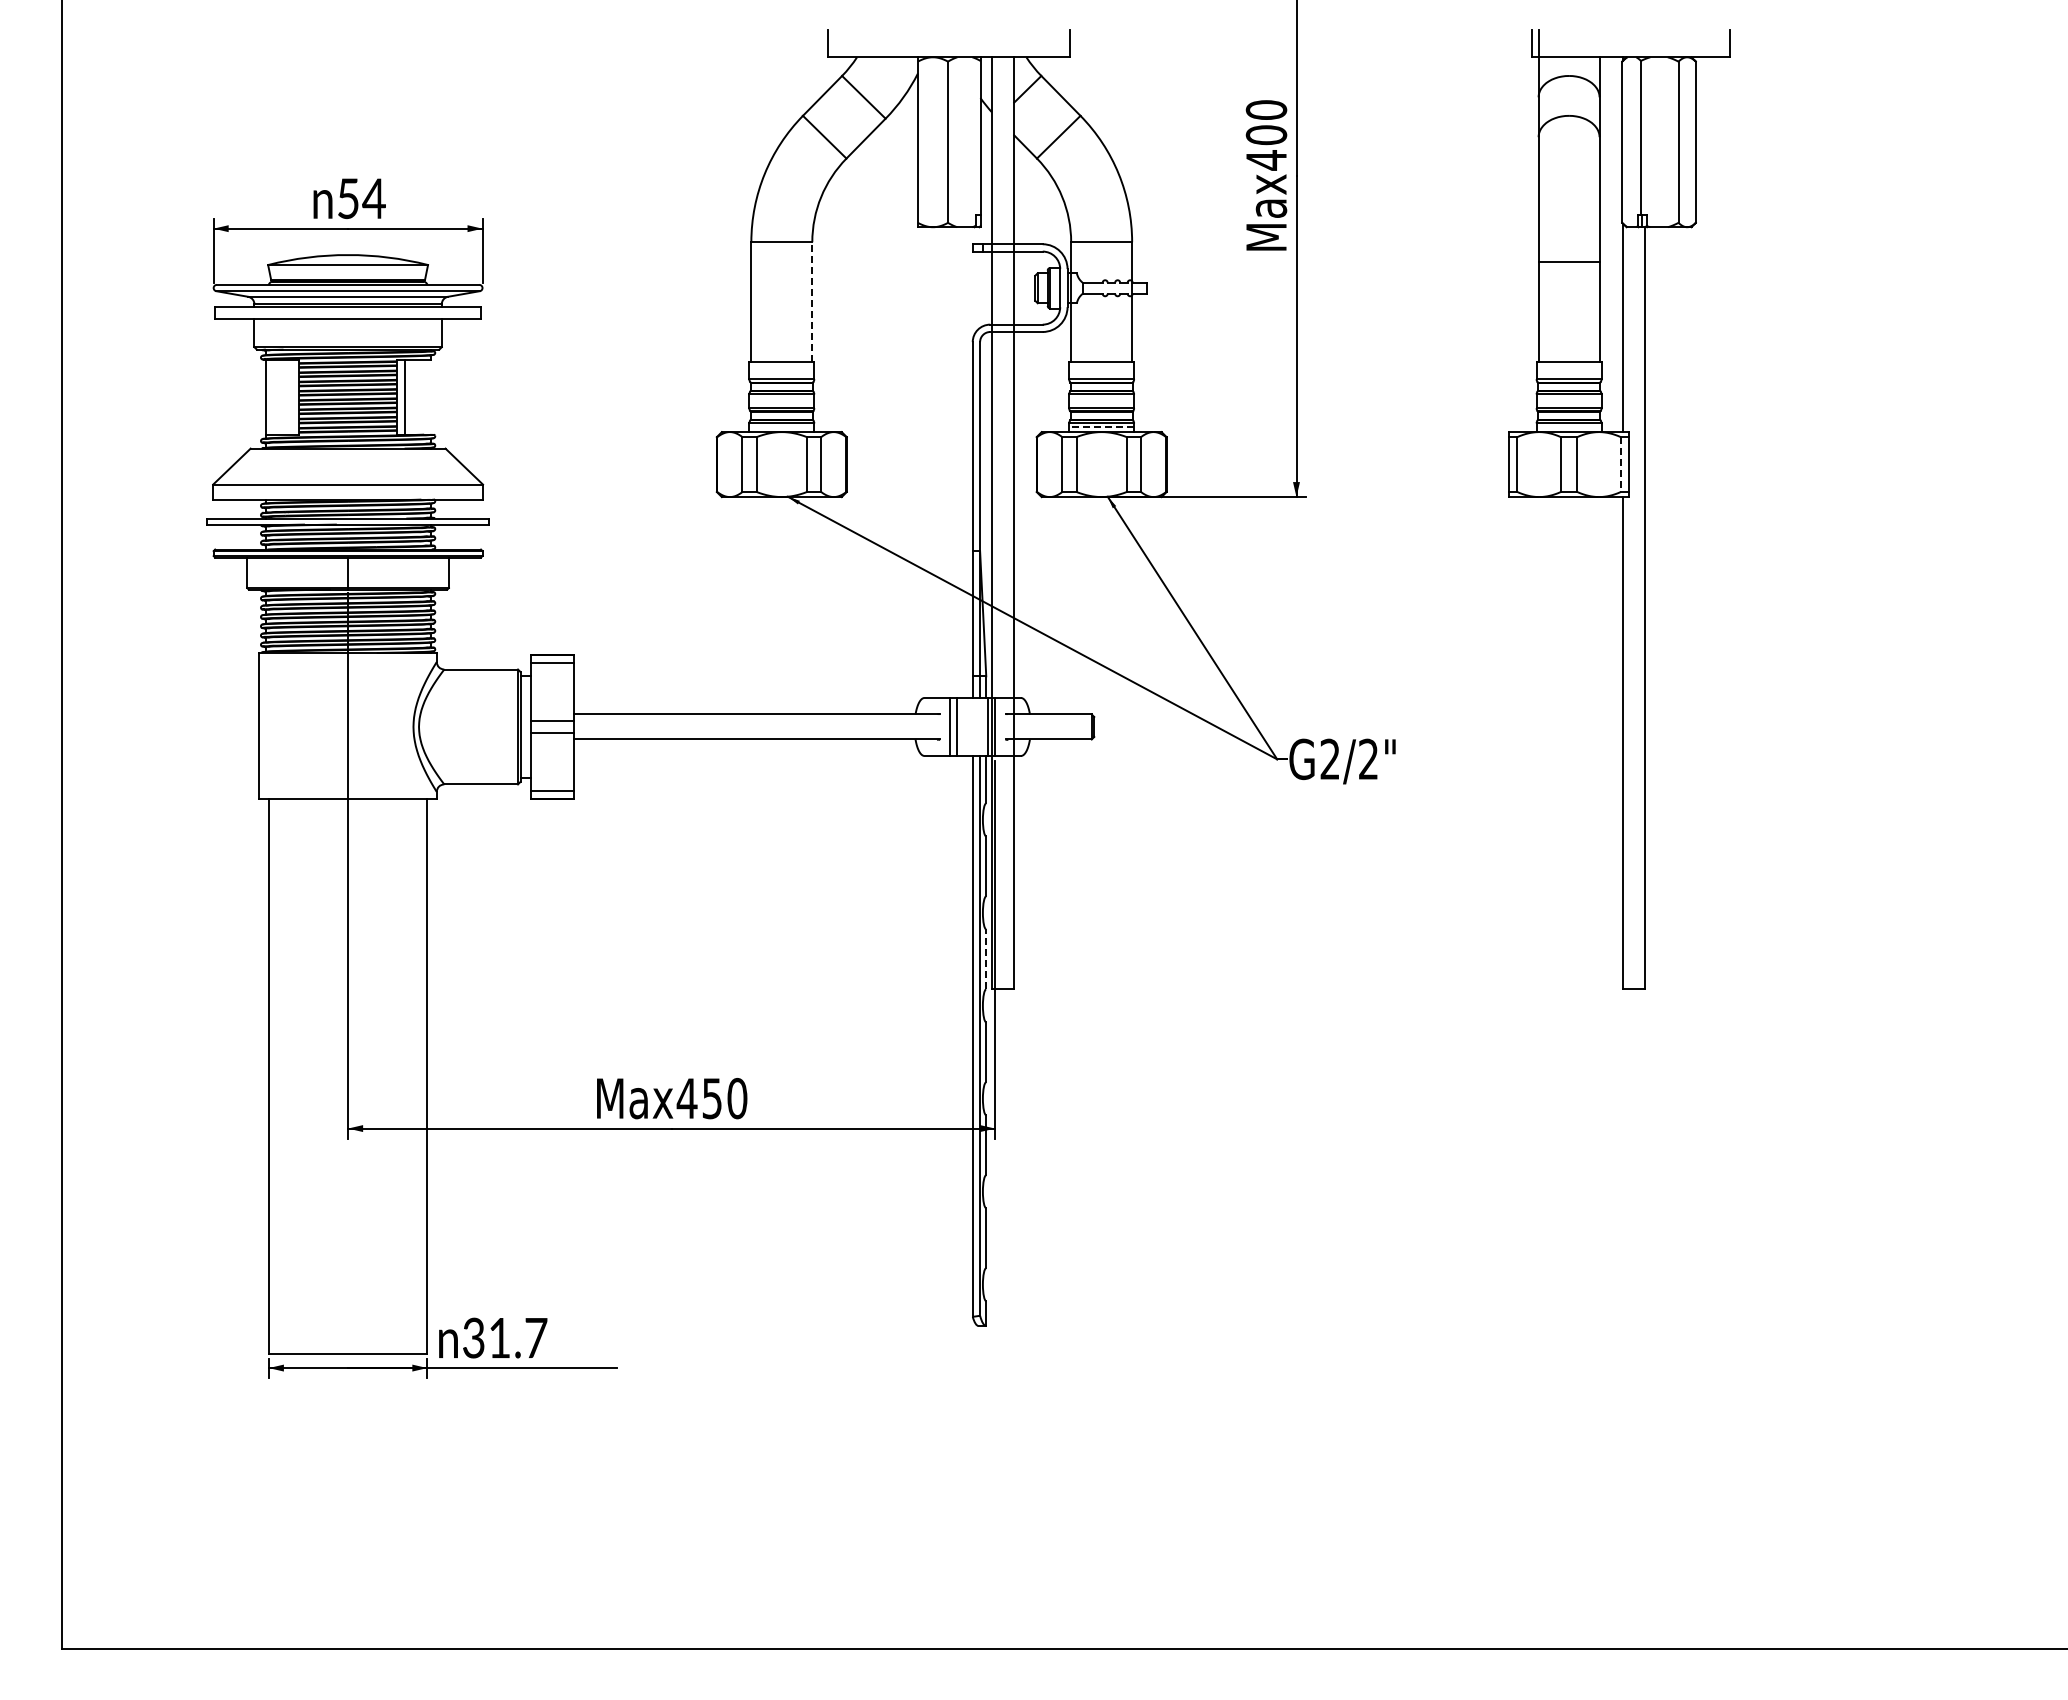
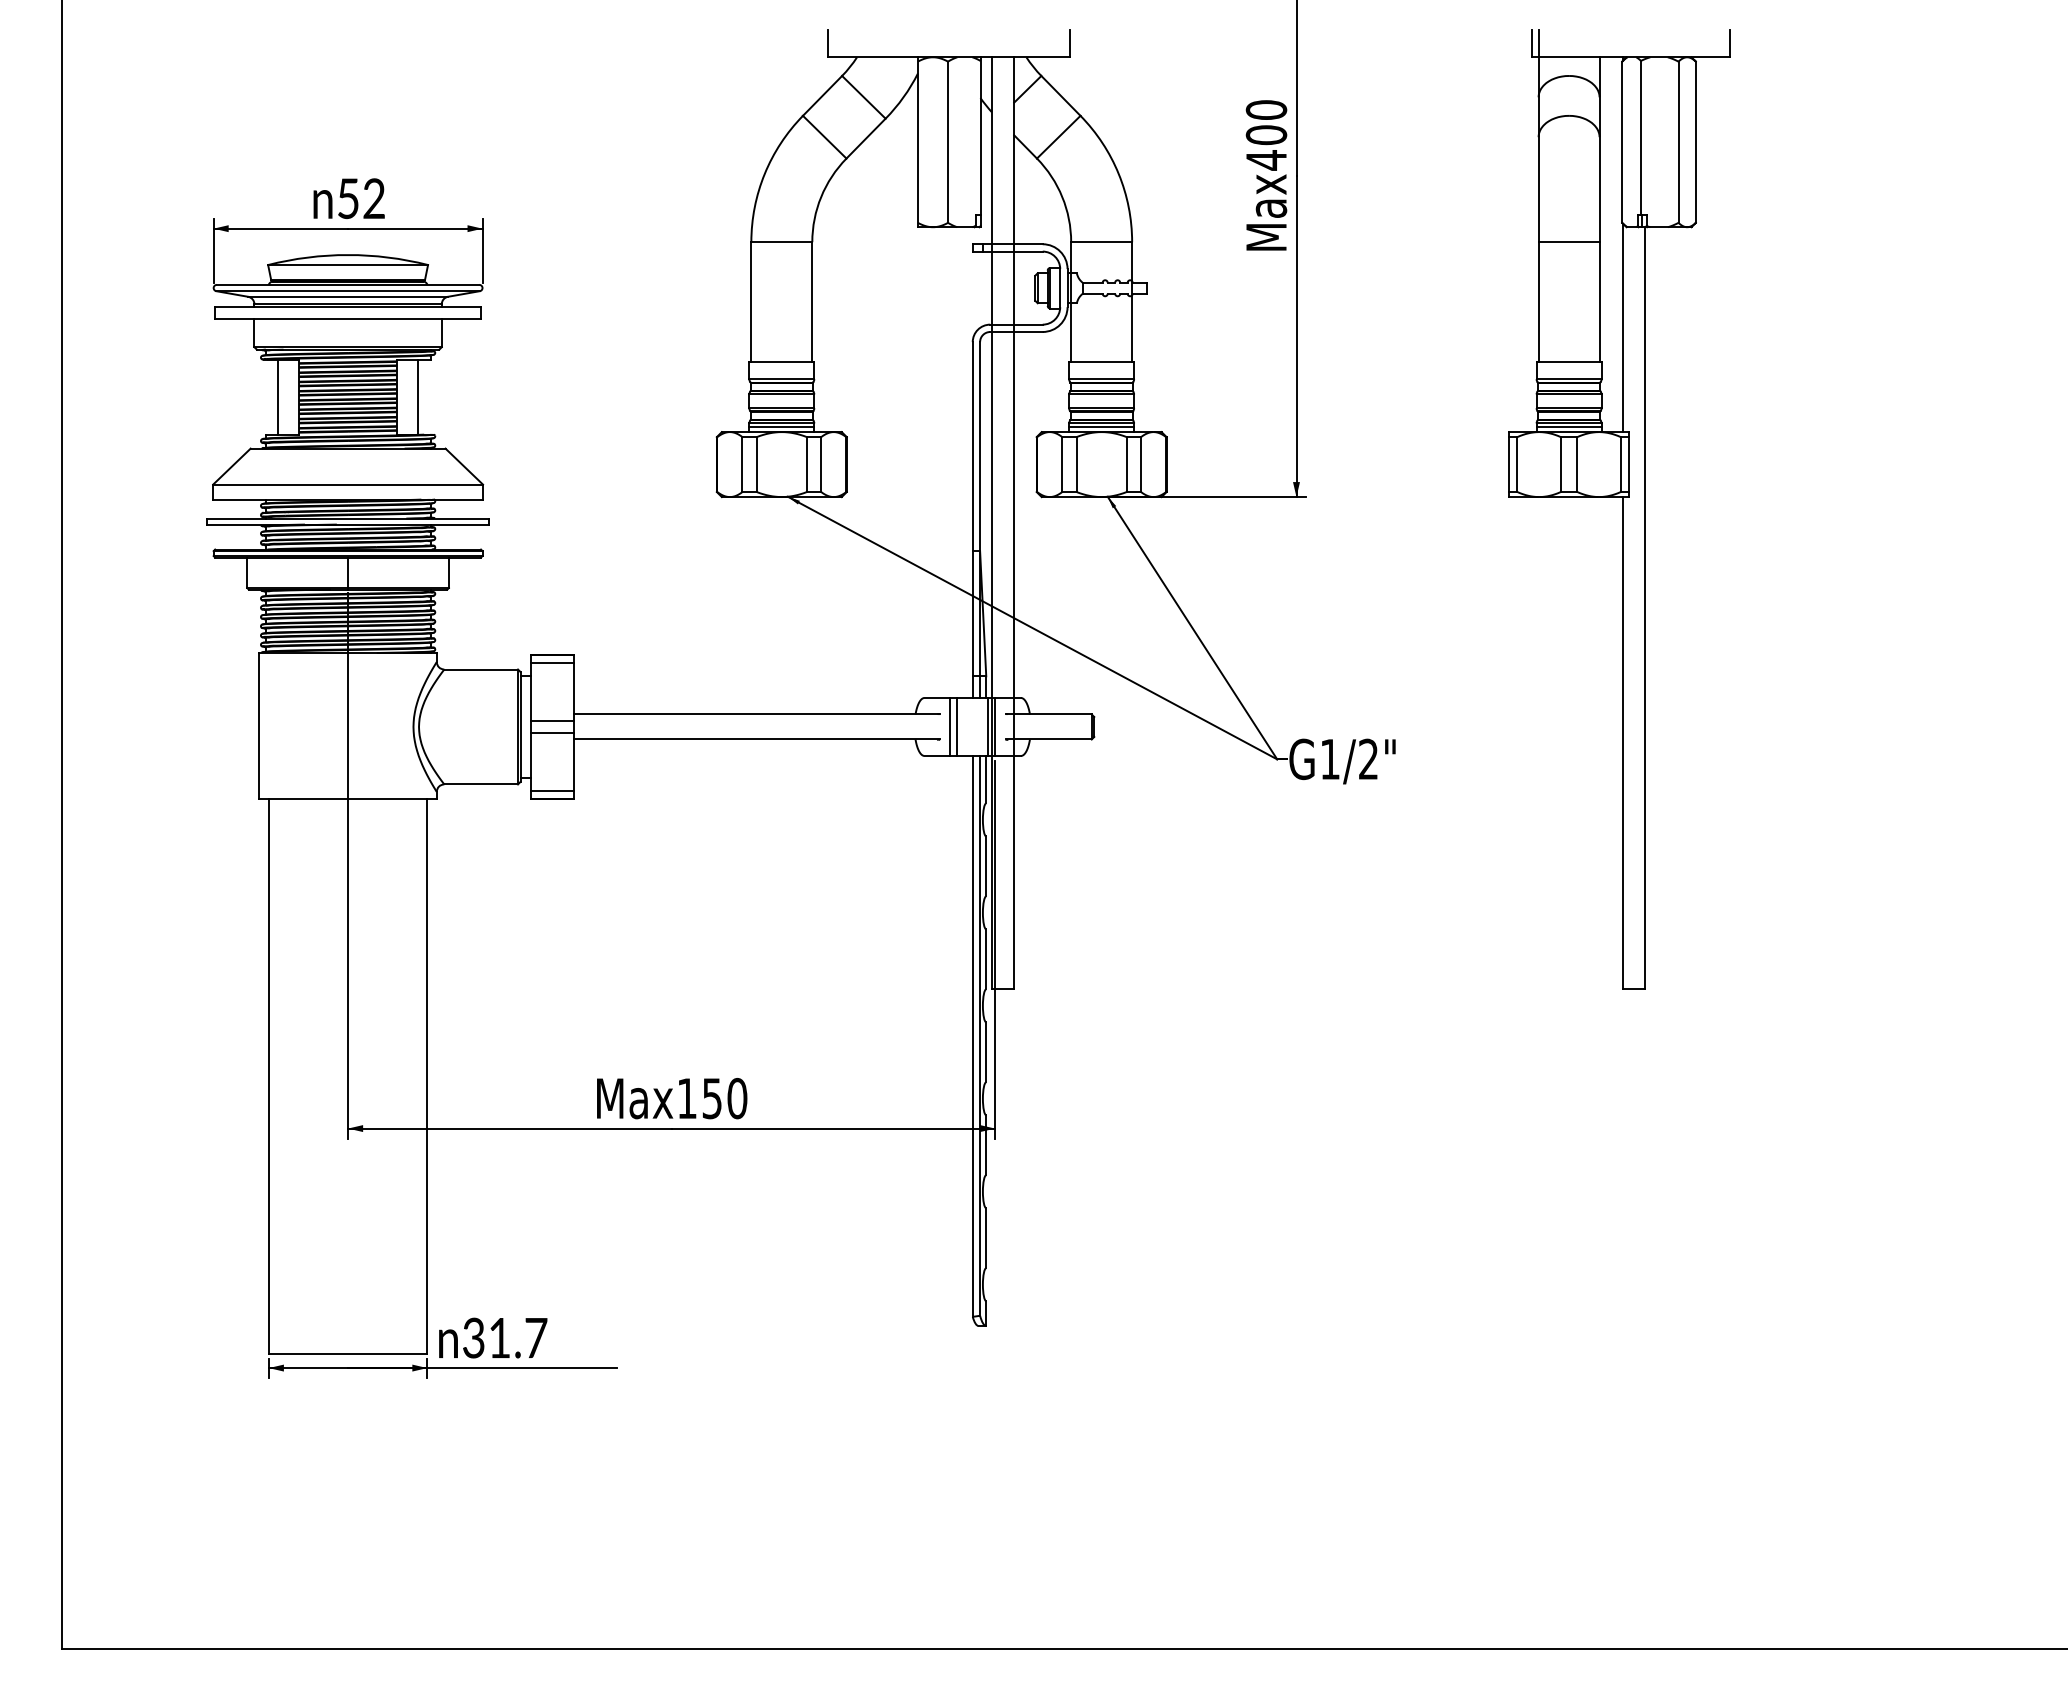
text: 54 -> 52 (373, 198)
line position: (1568, 262) -> (1568, 242) (1568, 242)
line: dashed -> solid (812, 302)
line position: (266, 396) -> (278, 396) (278, 396)
line position: (405, 396) -> (418, 396) (418, 396)
line: none -> present (781, 427)
line: dashed -> solid (1101, 427)
line: none -> present (1568, 427)
line: dashed -> solid (1620, 465)
text: G2/2" -> G1/2" (1329, 758)
line: dashed -> solid (986, 959)
text: Max450 -> Max150 (686, 1098)
